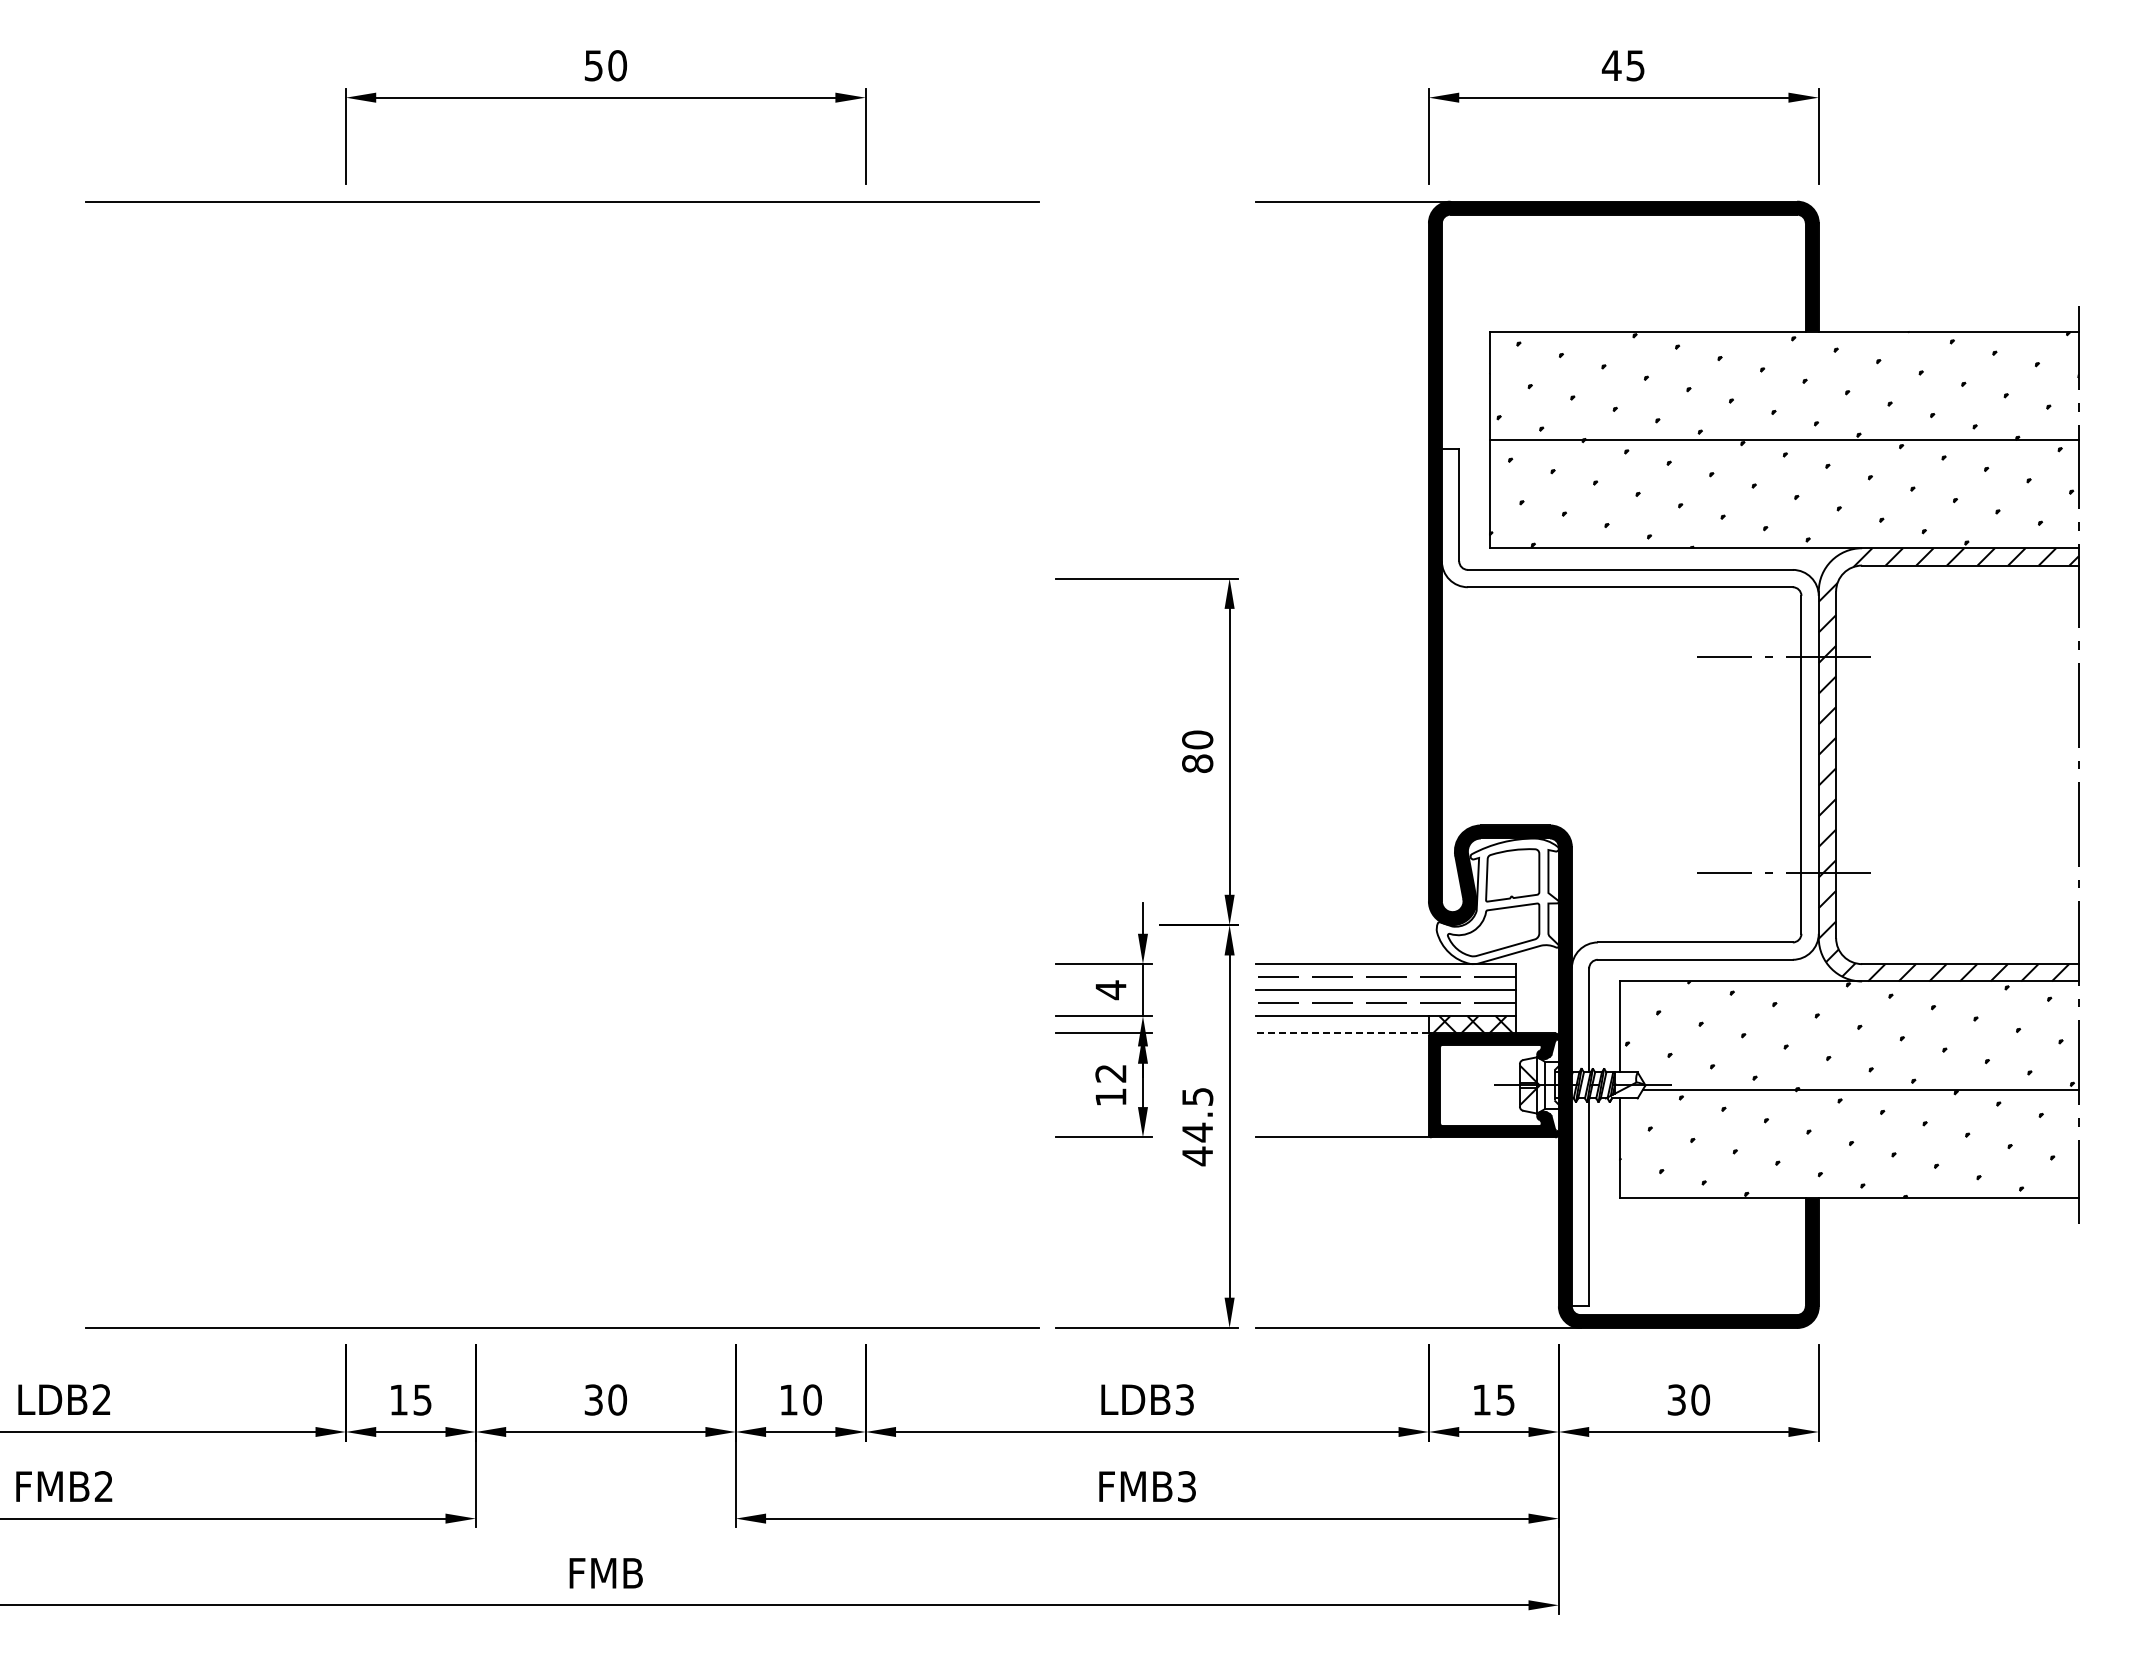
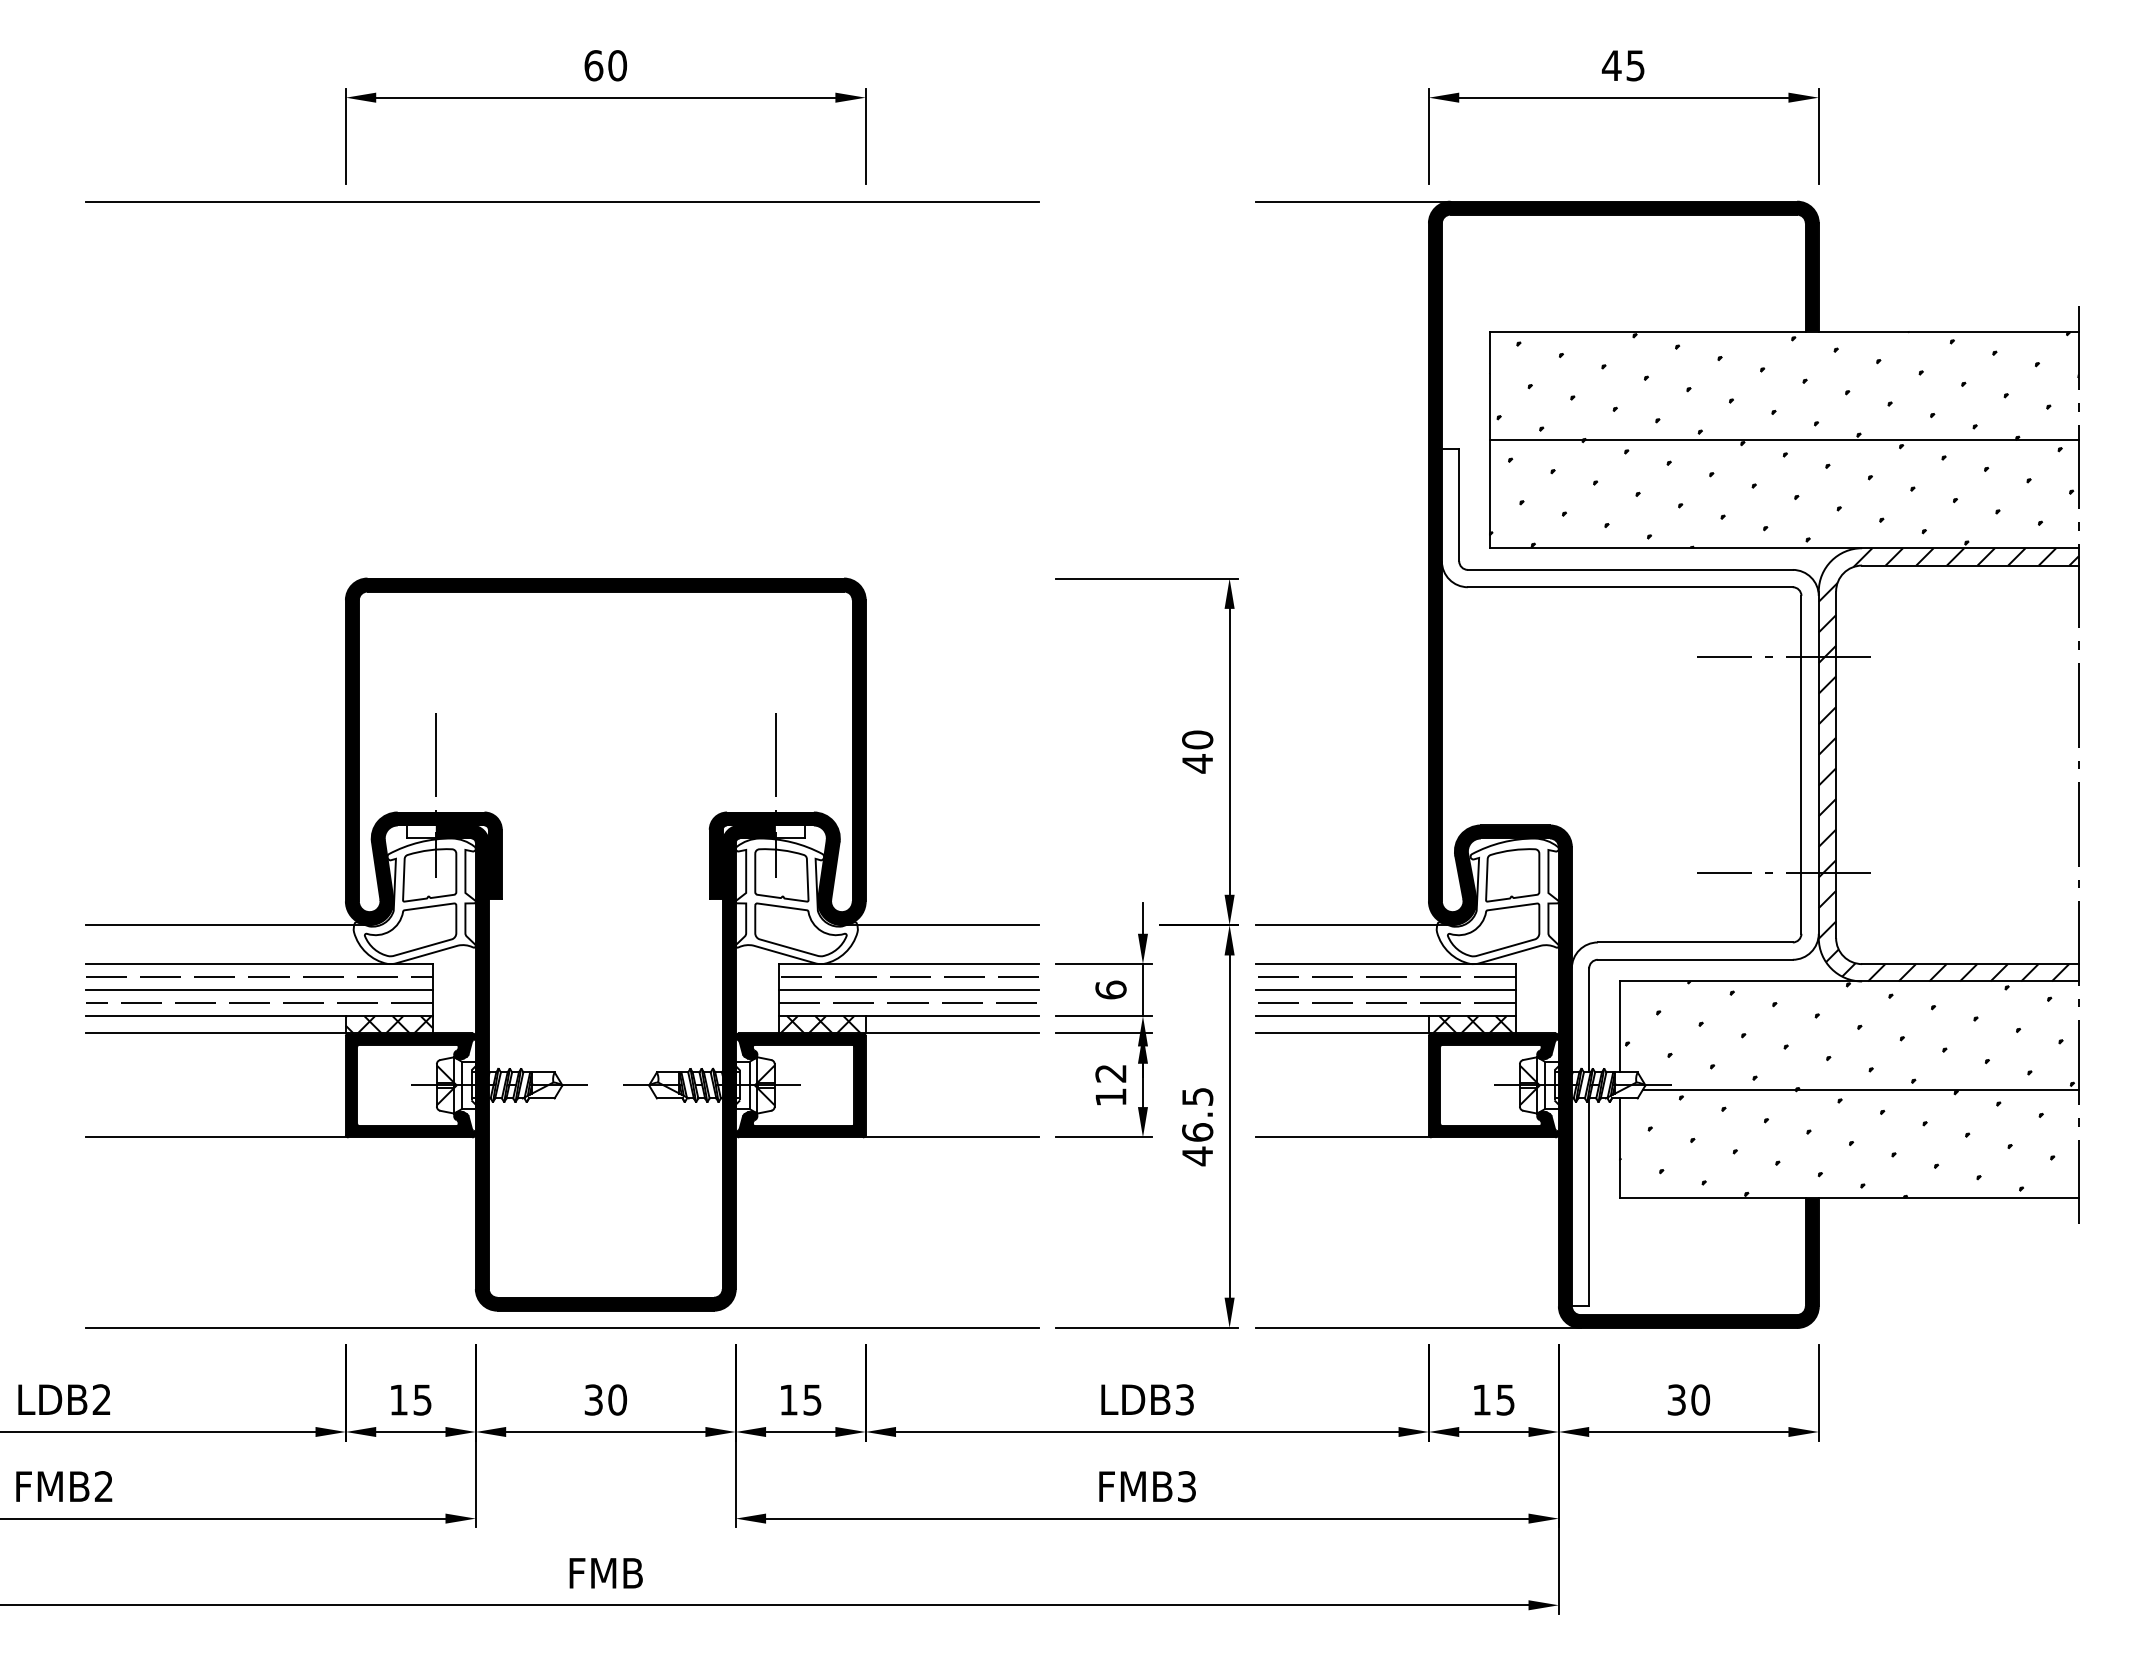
text: 50 -> 60 (593, 65)
text: 80 -> 40 (1197, 763)
line: none -> present (1353, 925)
part: none -> present (562, 944)
text: 4 -> 6 (1110, 990)
line: dashed -> solid (1342, 1033)
text: 44.5 -> 46.5 (1197, 1132)
text: 10 -> 15 (812, 1399)
